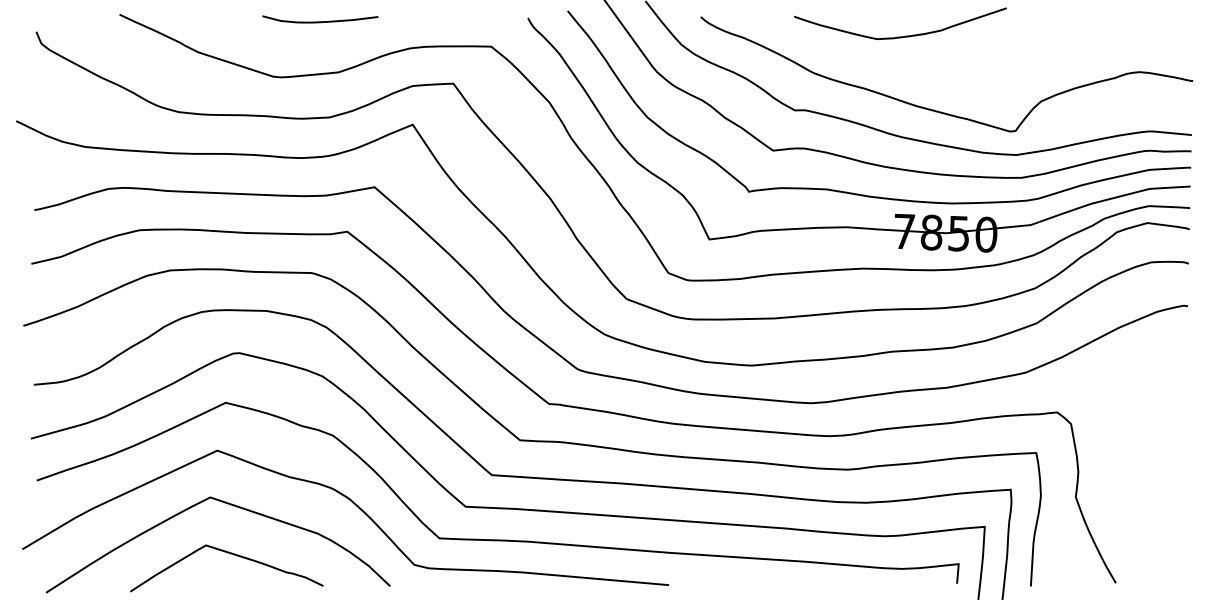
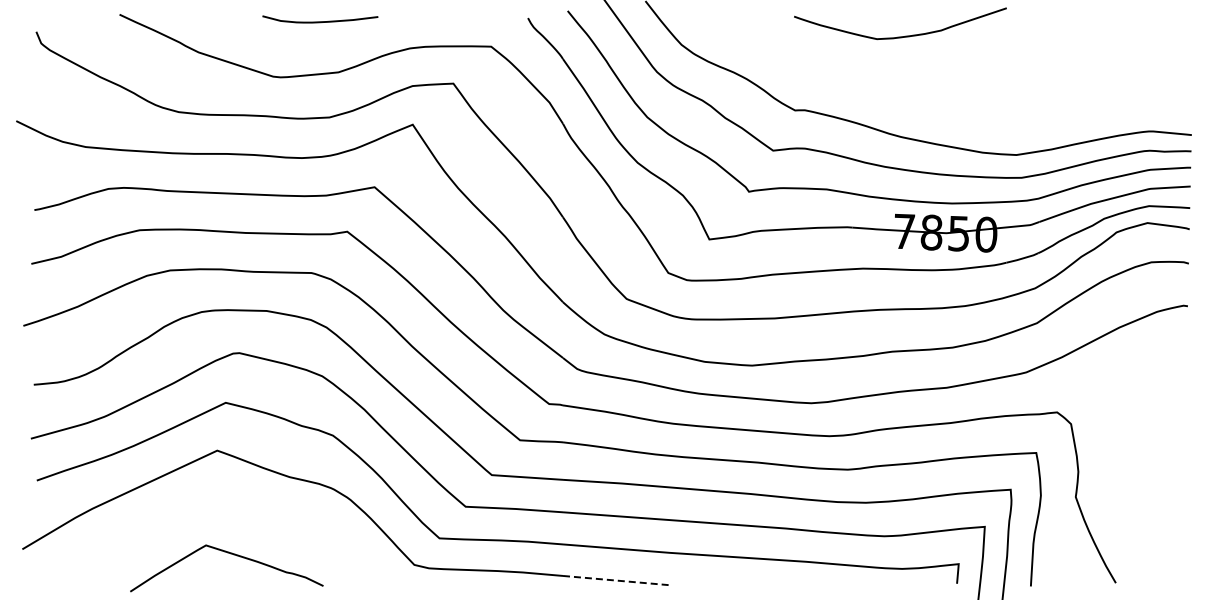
curve: present -> none (937, 110)
curve: present -> none (230, 505)
line: solid -> dashed (616, 580)
